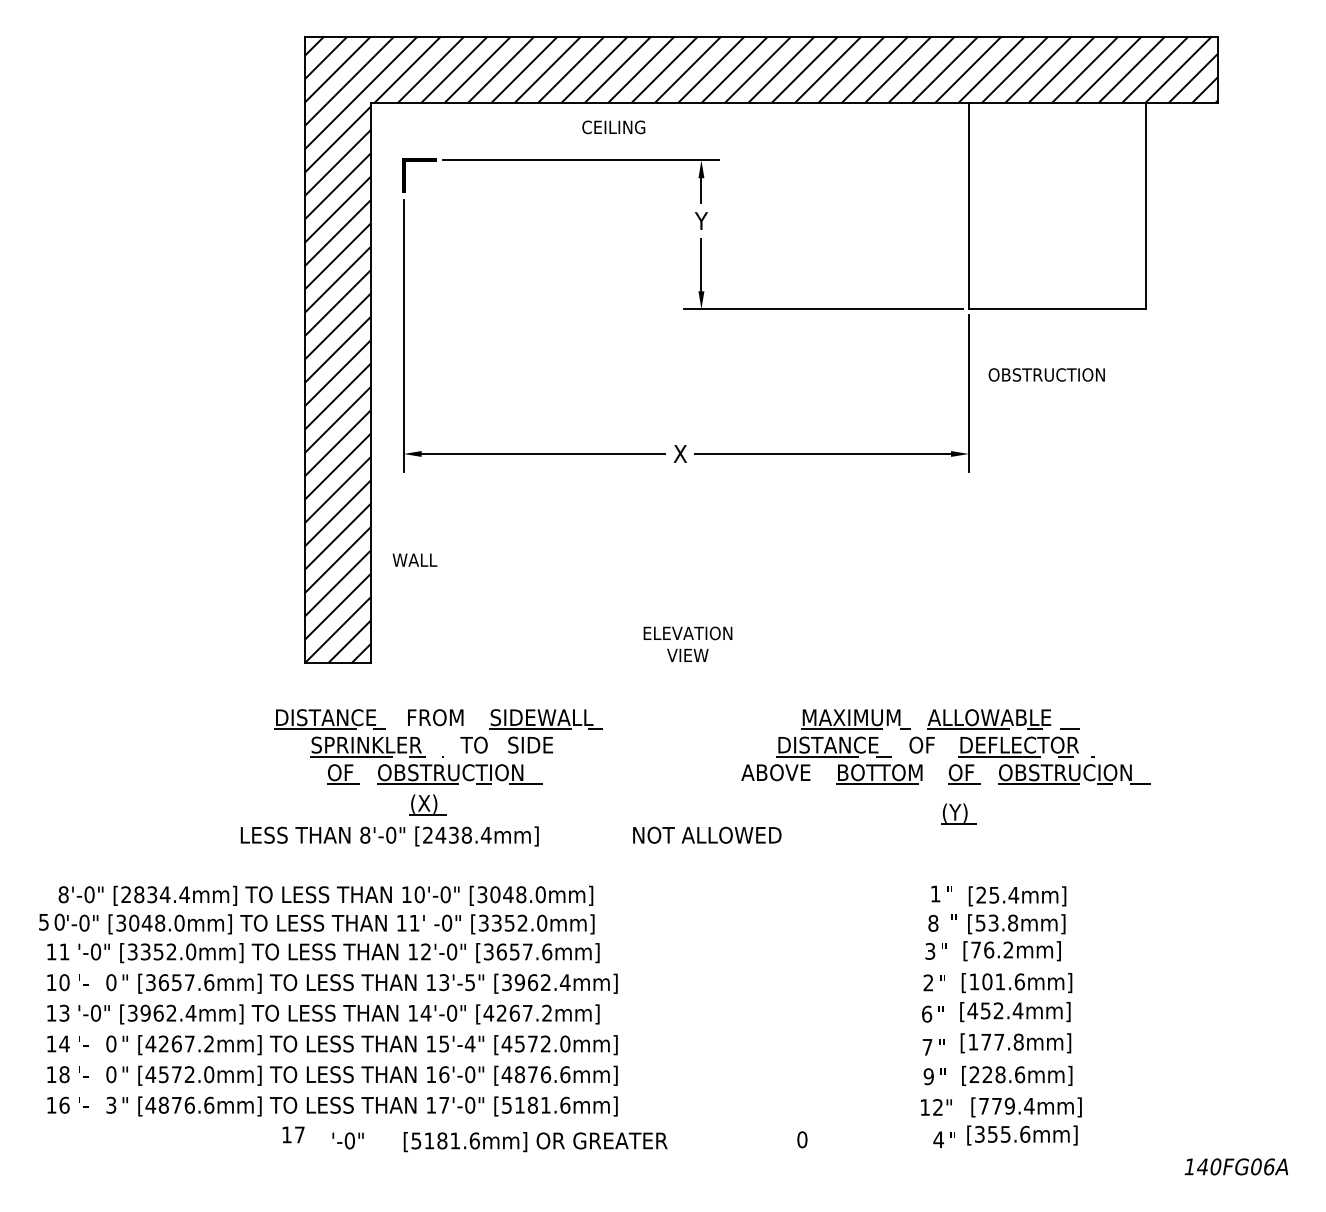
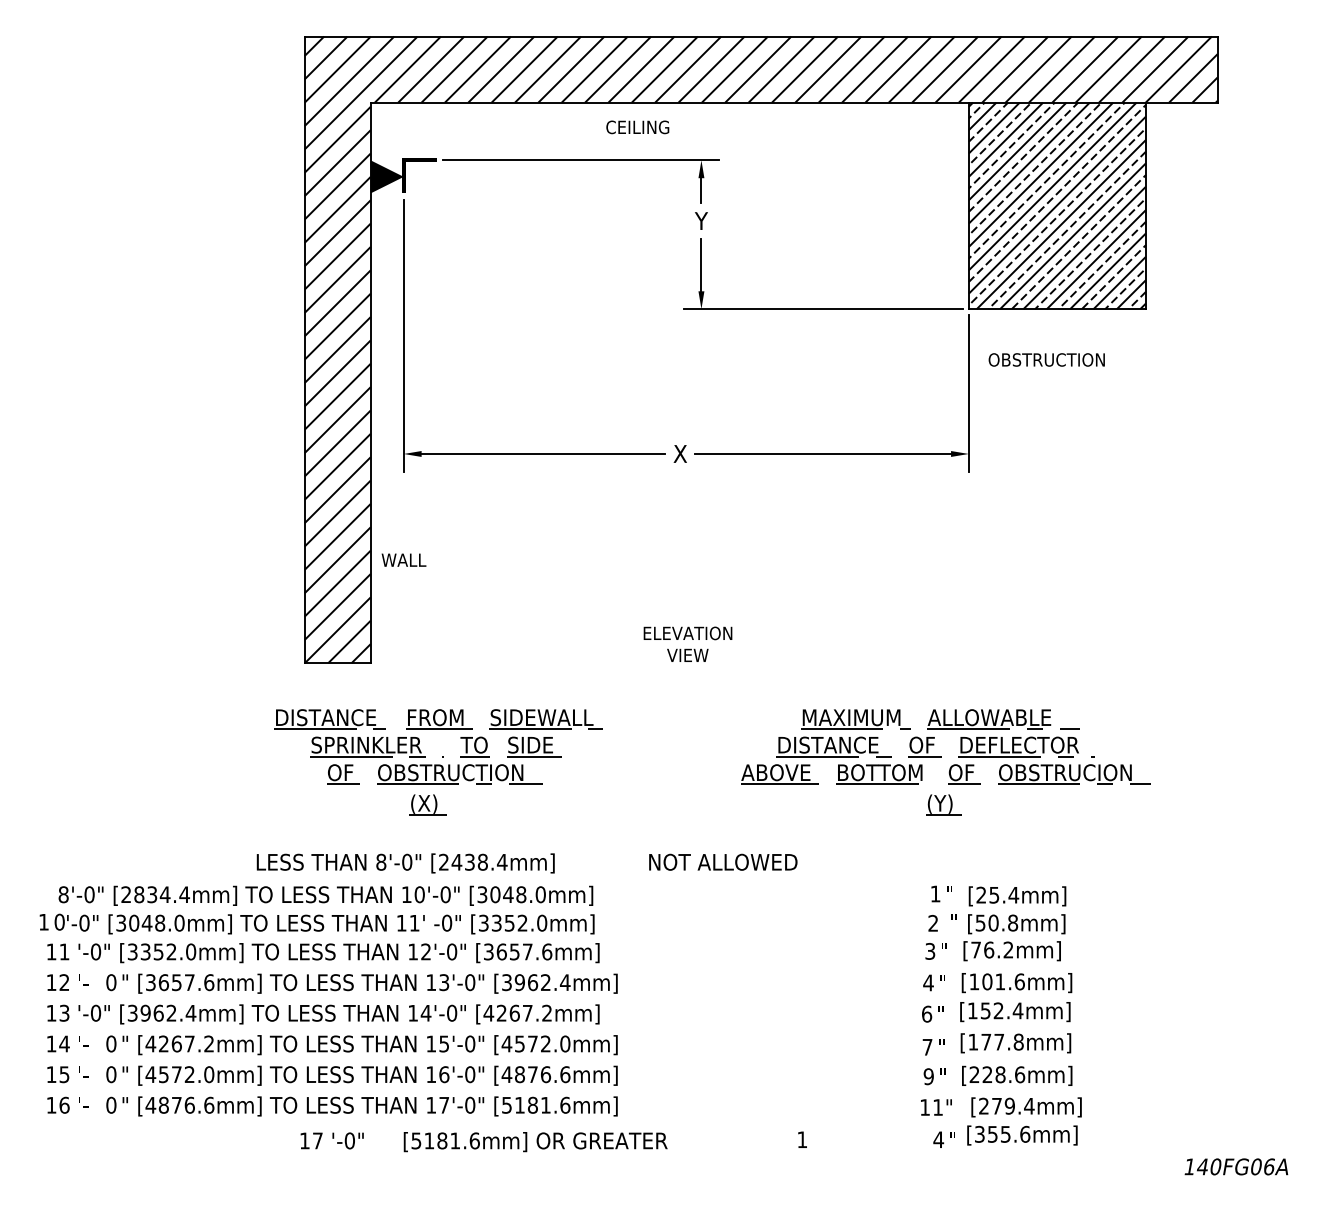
text position: (613, 127) -> (637, 127) (637, 127)
fill: none -> present (386, 176)
hatch: none -> present (1056, 205)
text position: (1046, 374) -> (1046, 359) (1046, 359)
text position: (414, 559) -> (403, 559) (403, 559)
line: none -> present (438, 729)
line: none -> present (475, 756)
line: none -> present (533, 756)
line: none -> present (924, 756)
line: none -> present (780, 784)
part position: (958, 813) -> (943, 804) (943, 804)
text position: (510, 836) -> (526, 863) (526, 863)
text: 5 -> 1 (43, 922)
text: [53.8mm] -> [50.8mm] (993, 922)
text: 8 -> 2 (933, 923)
text: 10 -> 12 (64, 982)
text: 13'-5" -> 13'-0" (470, 982)
text: 2 -> 4 (928, 982)
text: [452.4mm] -> [152.4mm] (972, 1010)
text: 15'-4" -> 15'-0" (469, 1043)
text: 18 -> 15 (64, 1074)
text: 3 -> 0 (111, 1104)
text: [779.4mm] -> [279.4mm] (983, 1105)
text: 12" -> 11" (937, 1107)
text position: (293, 1134) -> (311, 1140) (311, 1140)
text: 0 -> 1 (802, 1139)
